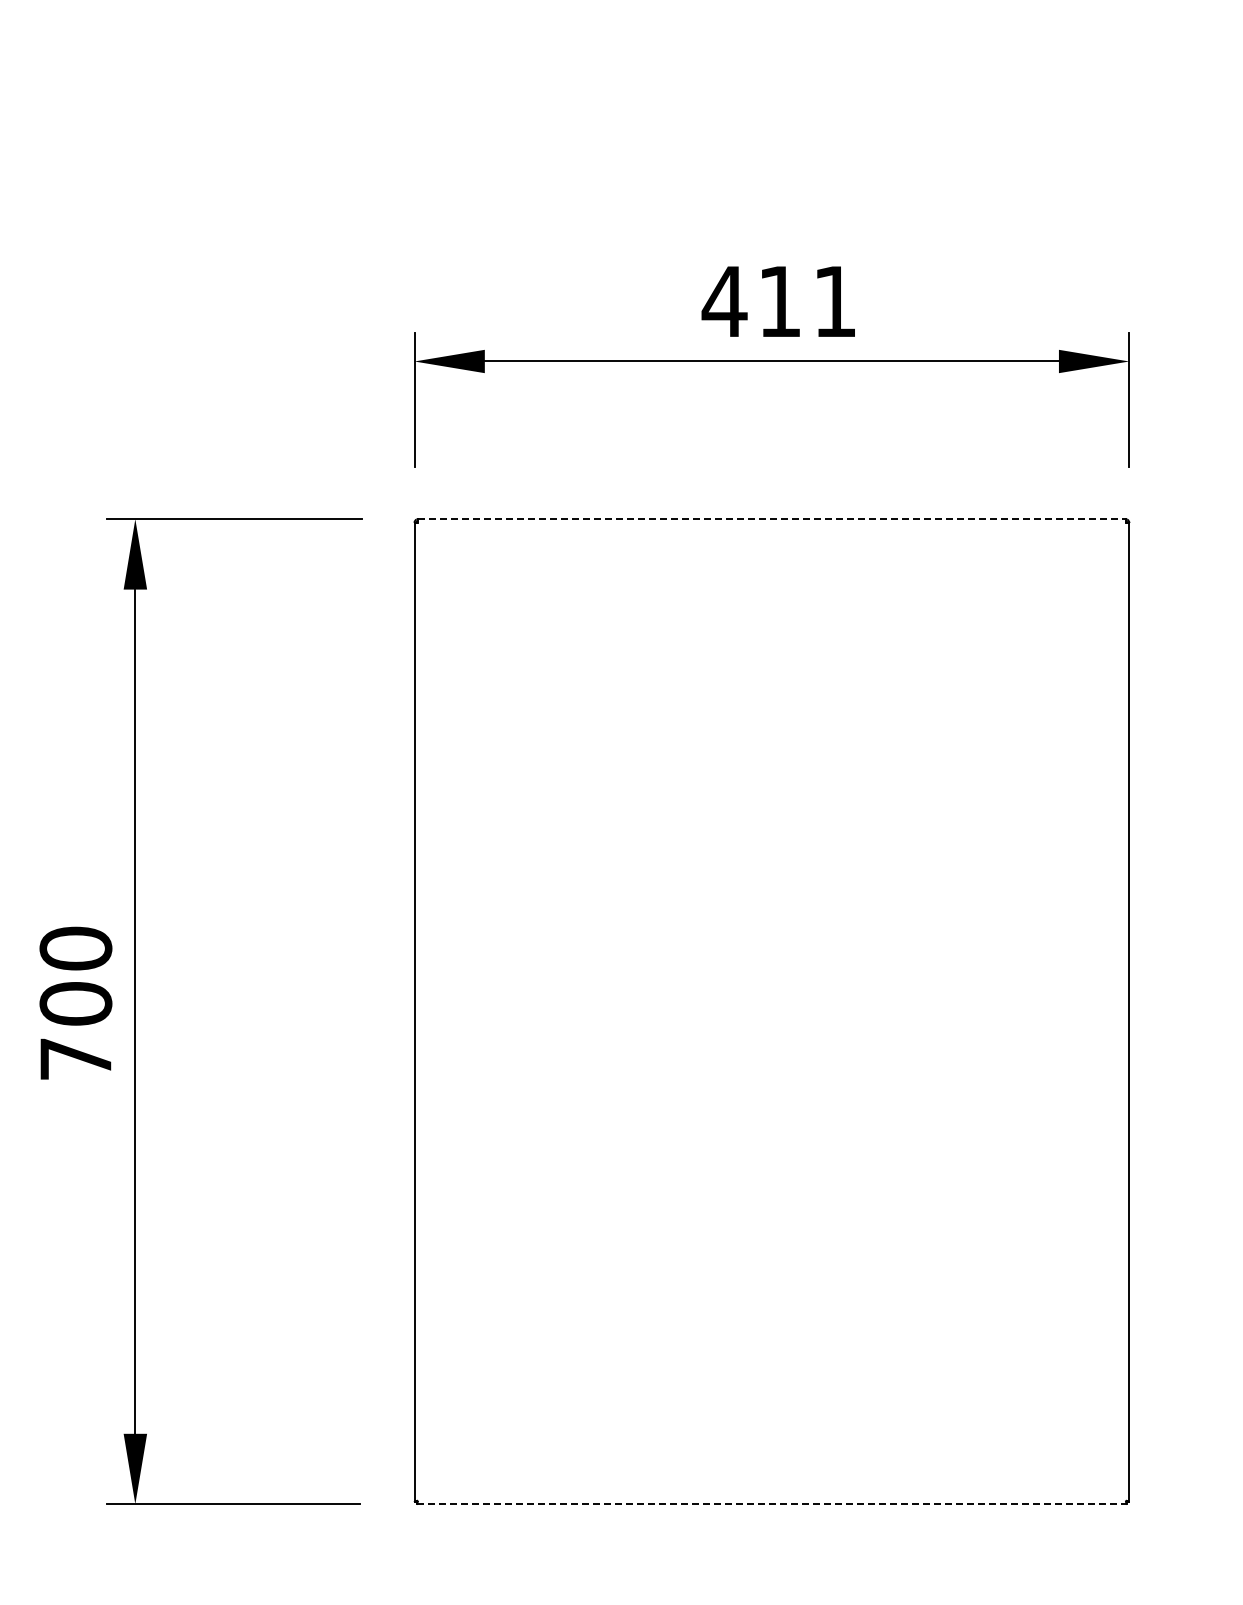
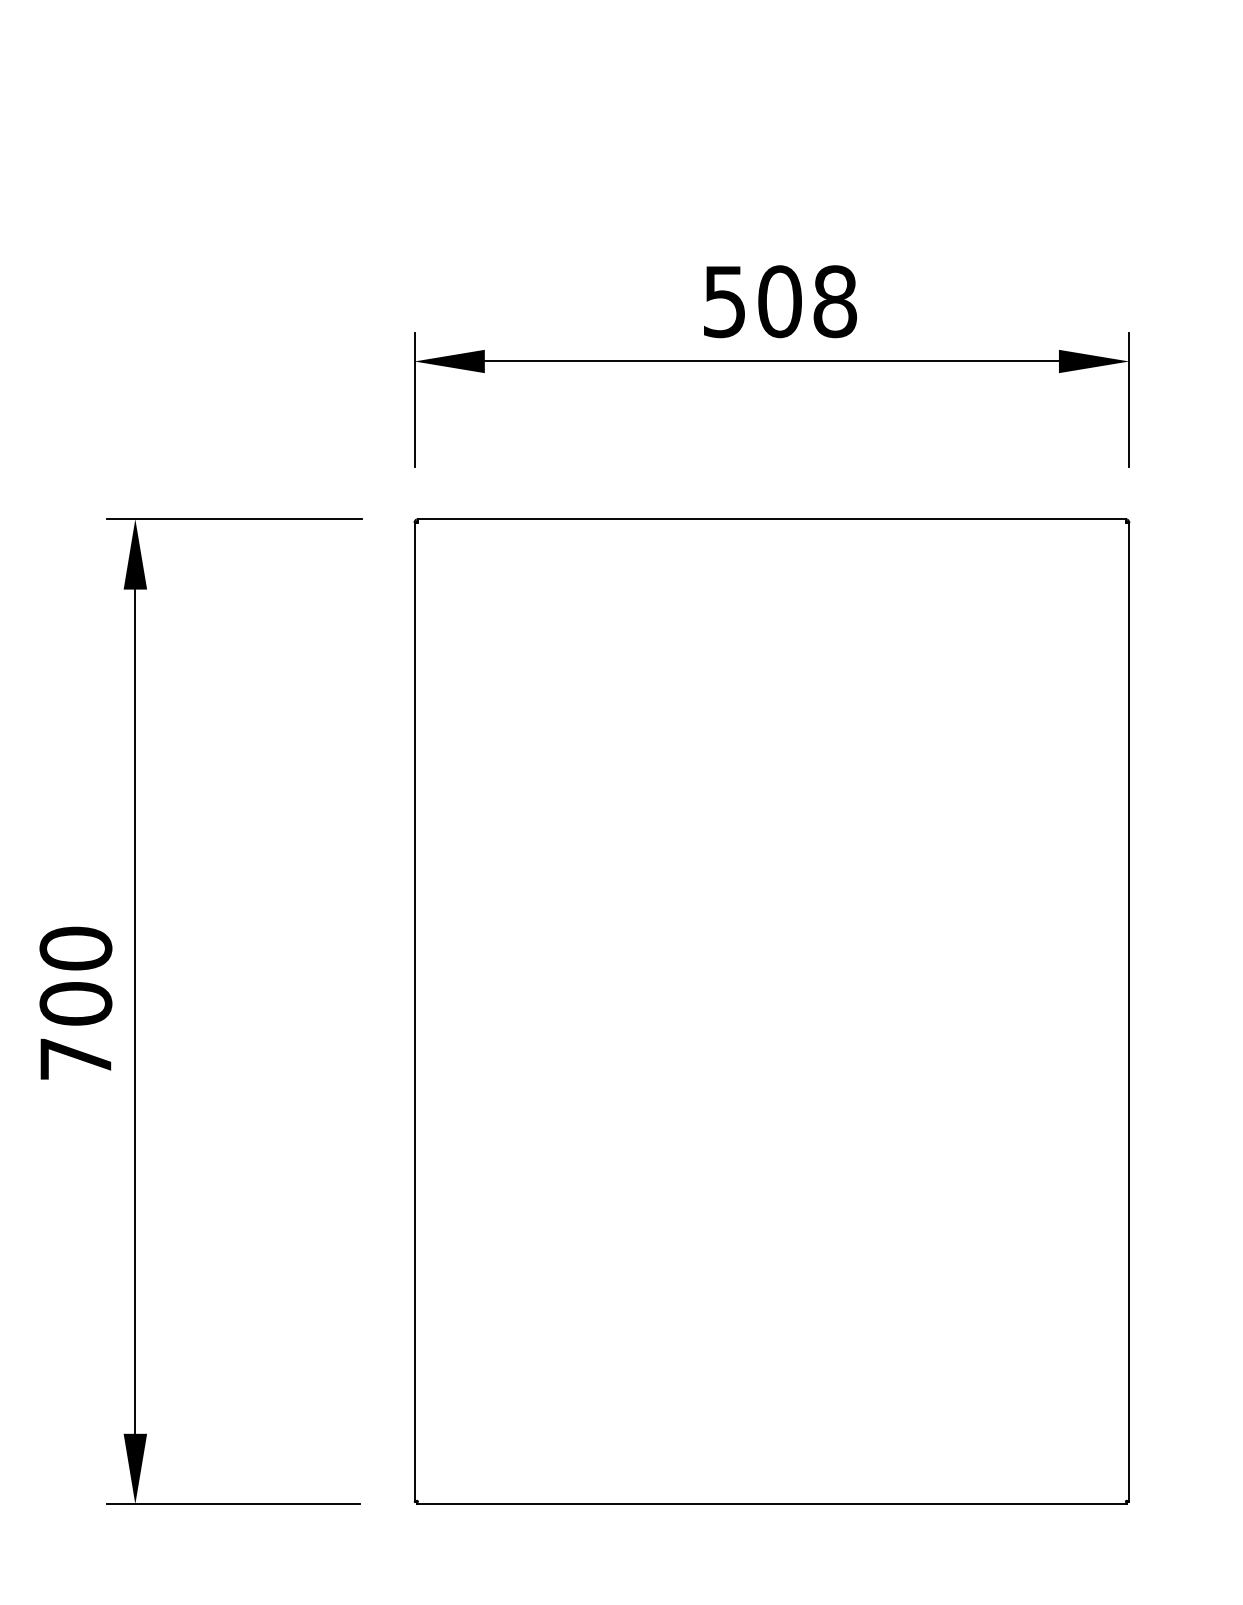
text: 411 -> 508 (779, 301)
line: dashed -> solid (771, 519)
line: dashed -> solid (772, 1504)
